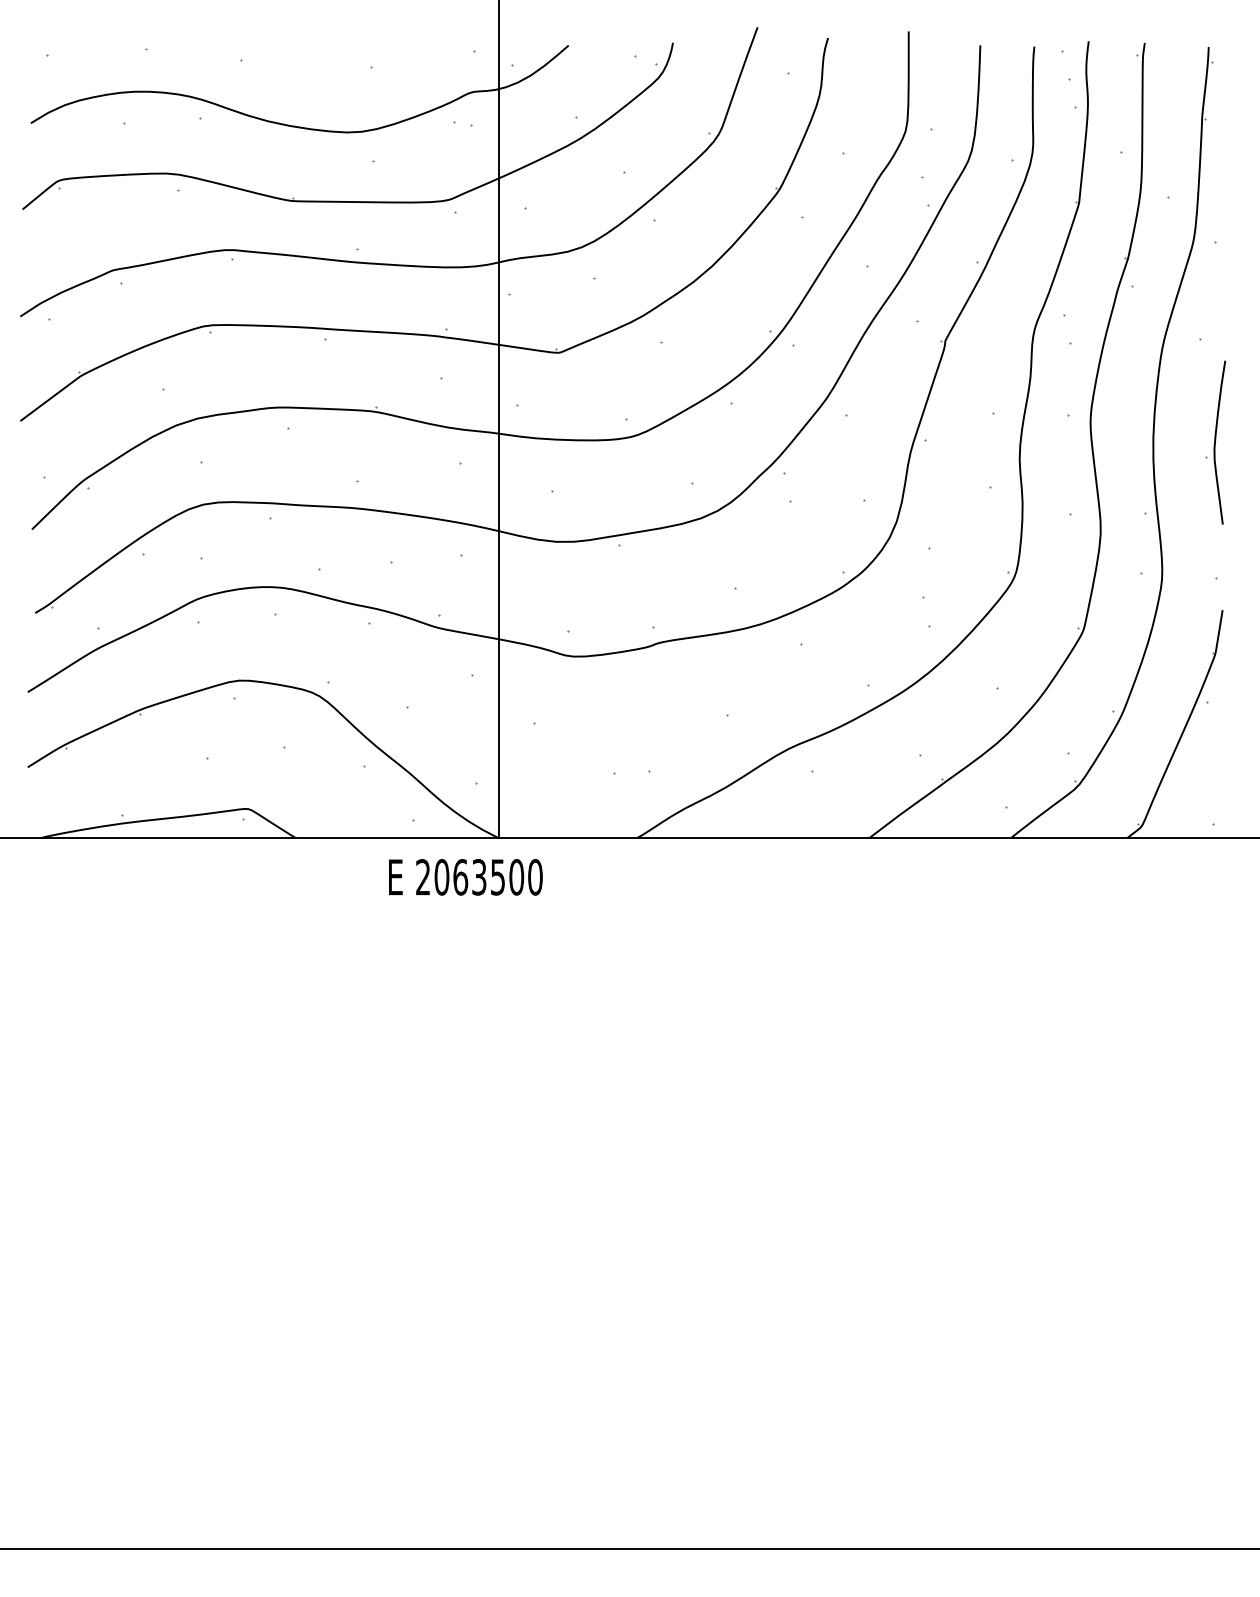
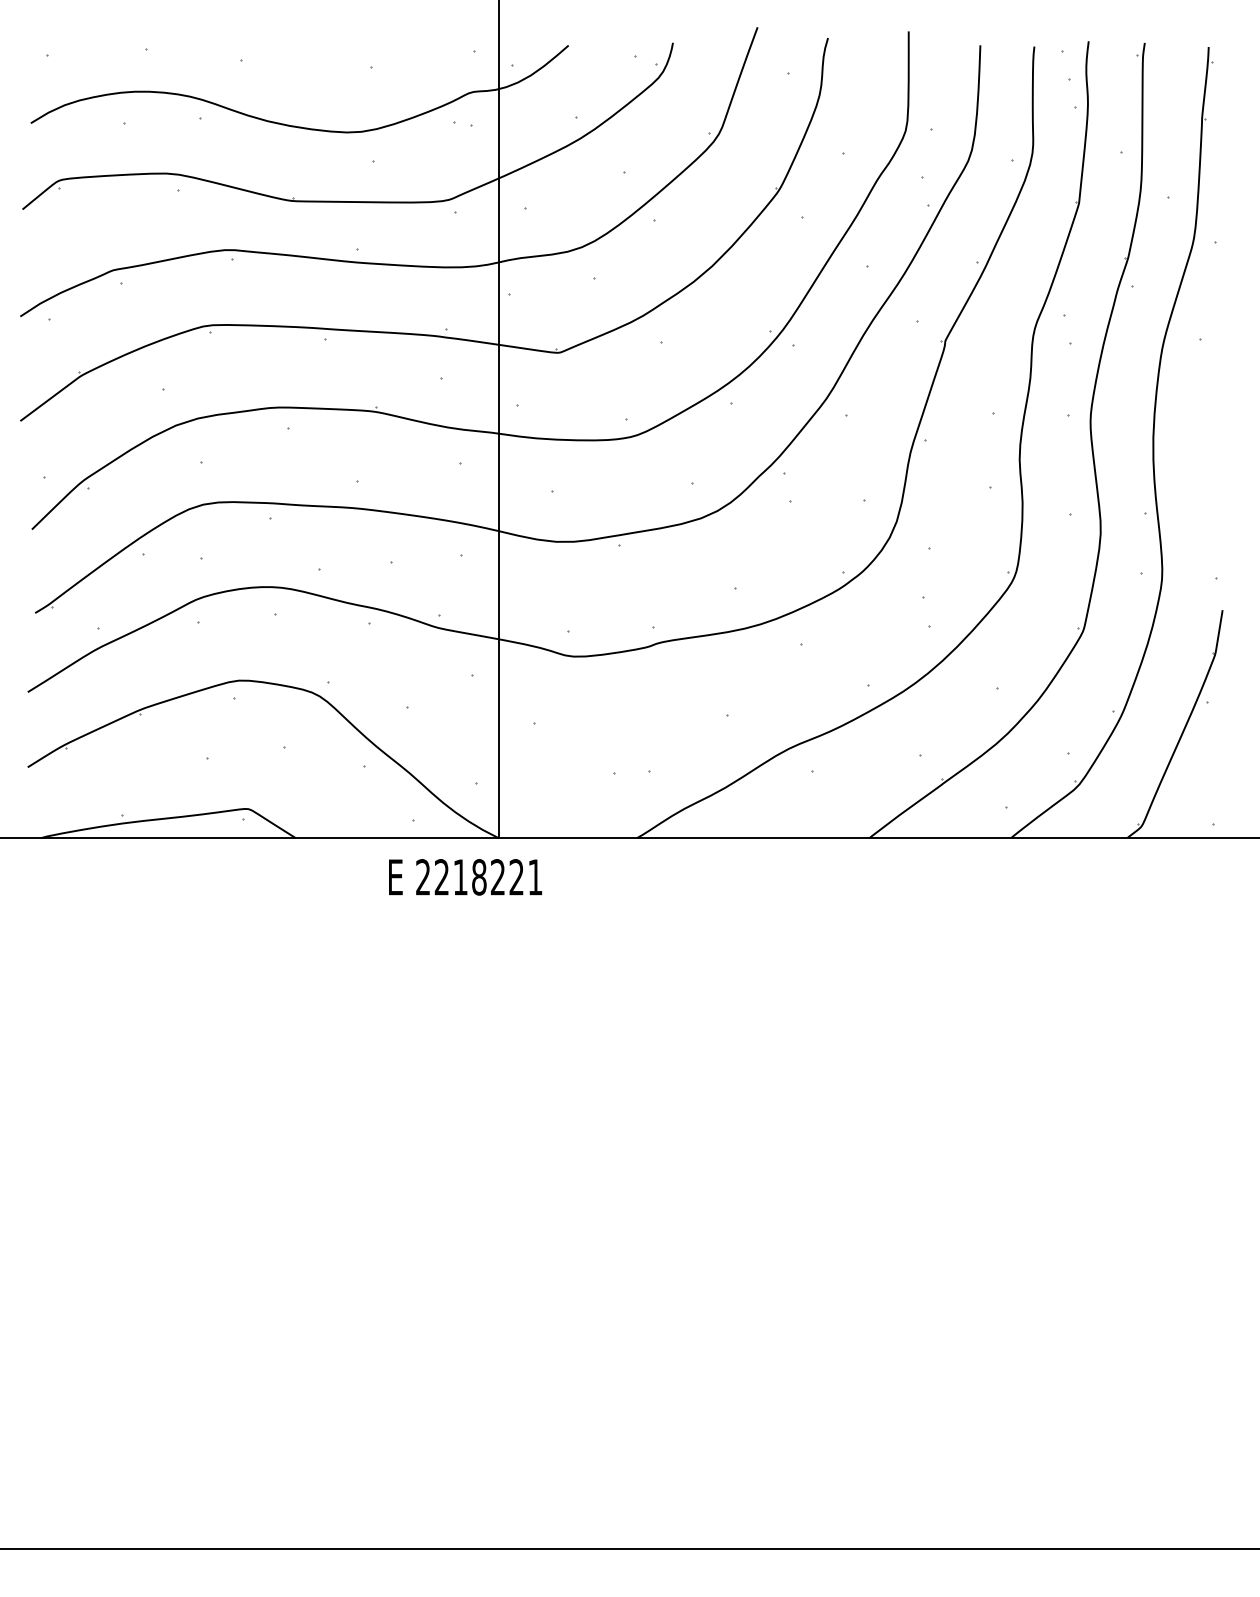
part: present -> none (1215, 442)
text: 2063500 -> 2218221 (488, 877)
